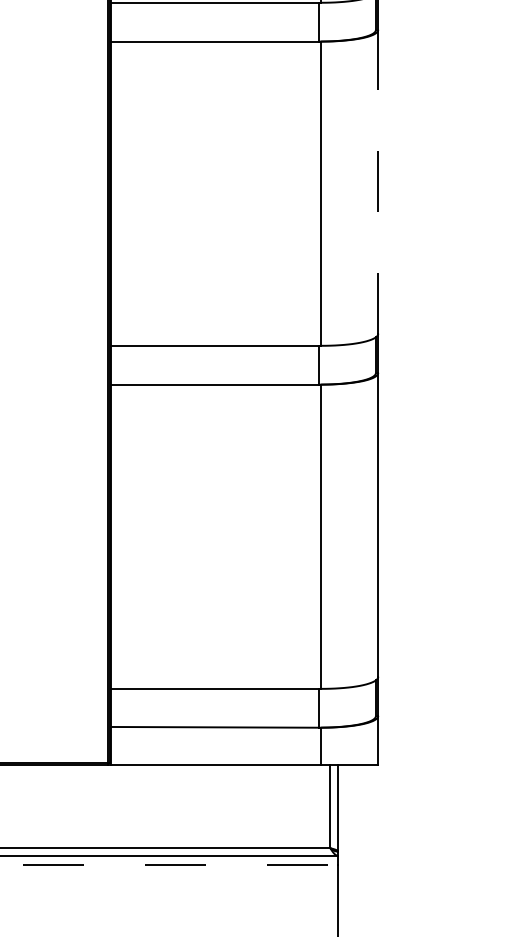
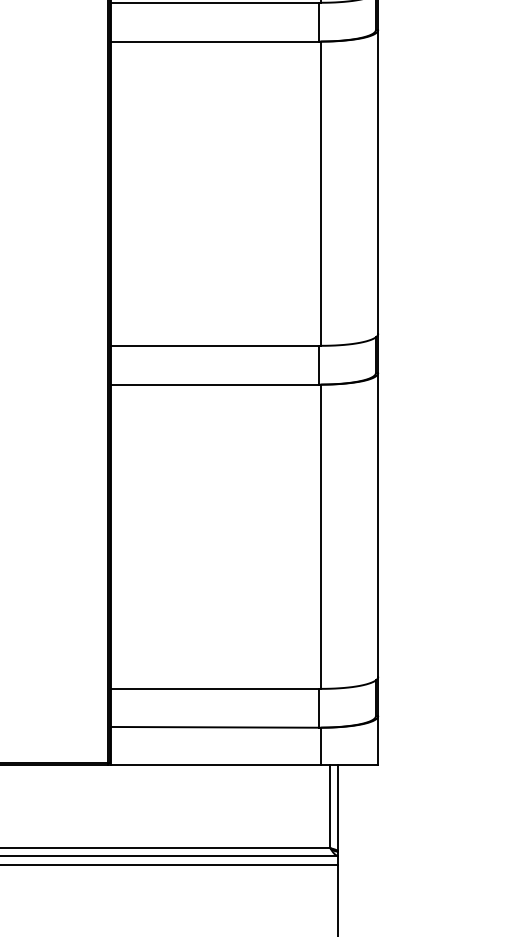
line: dashed -> solid (378, 181)
line: dashed -> solid (169, 865)
